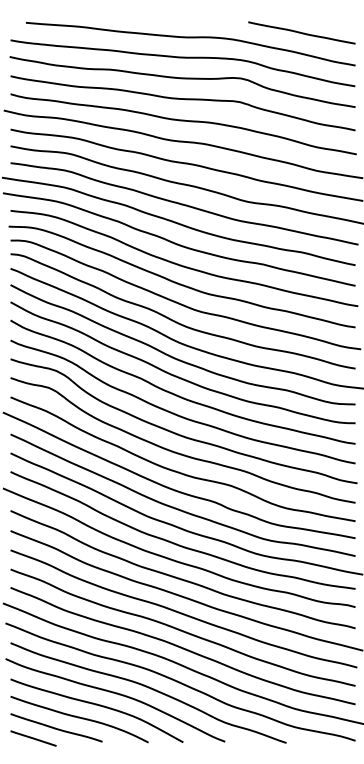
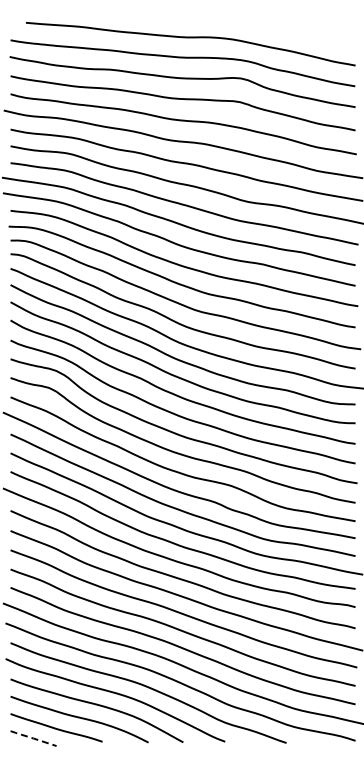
line: present -> none (301, 32)
line: solid -> dashed (33, 738)
